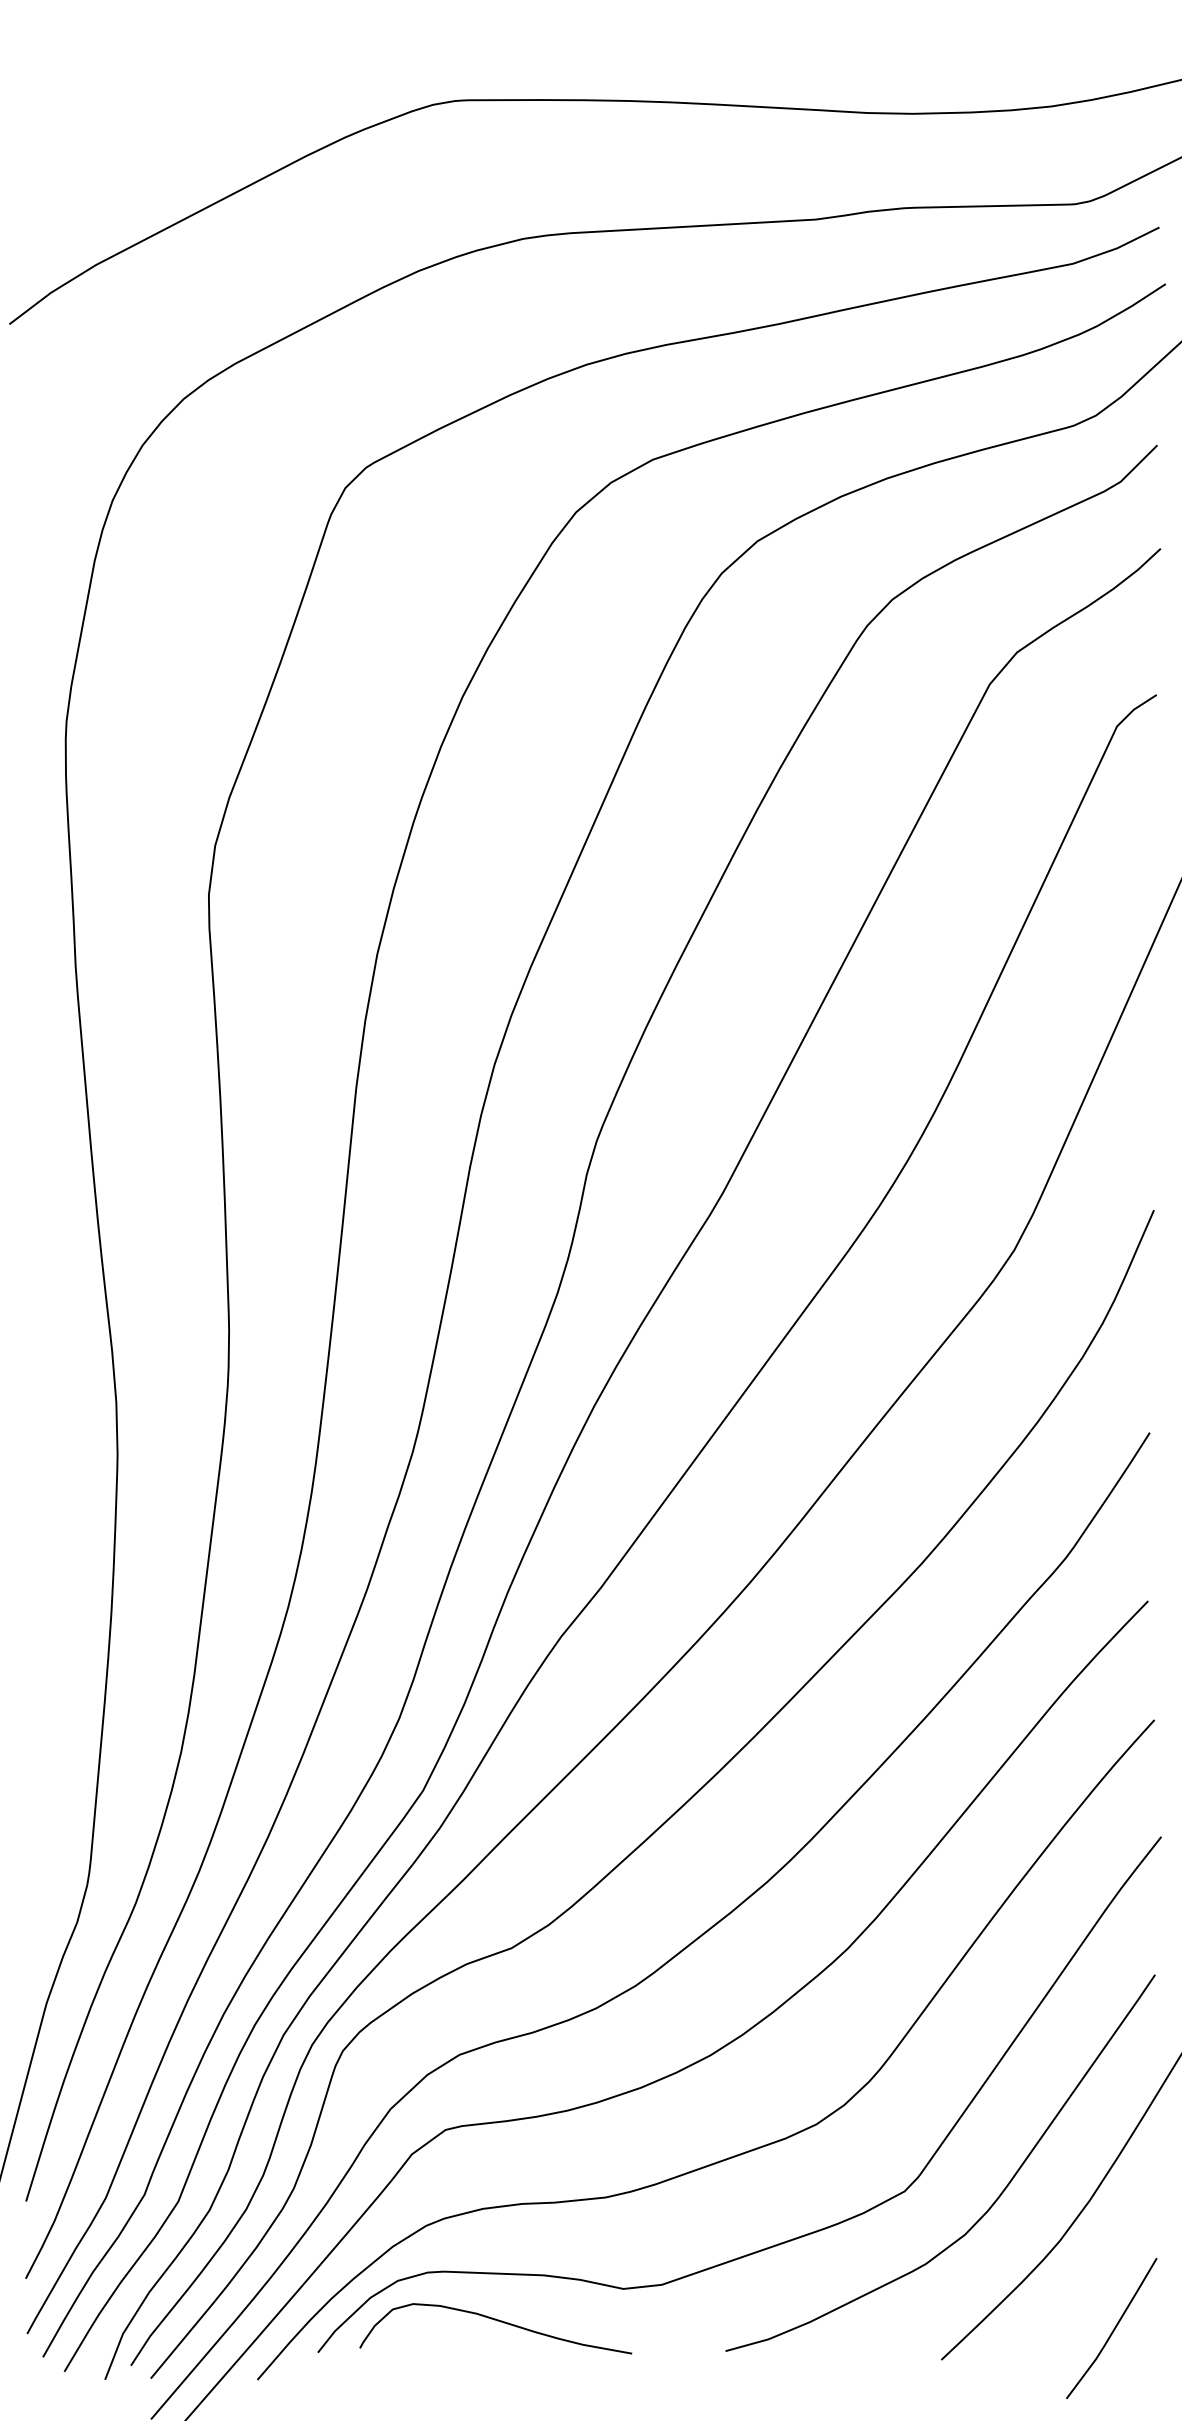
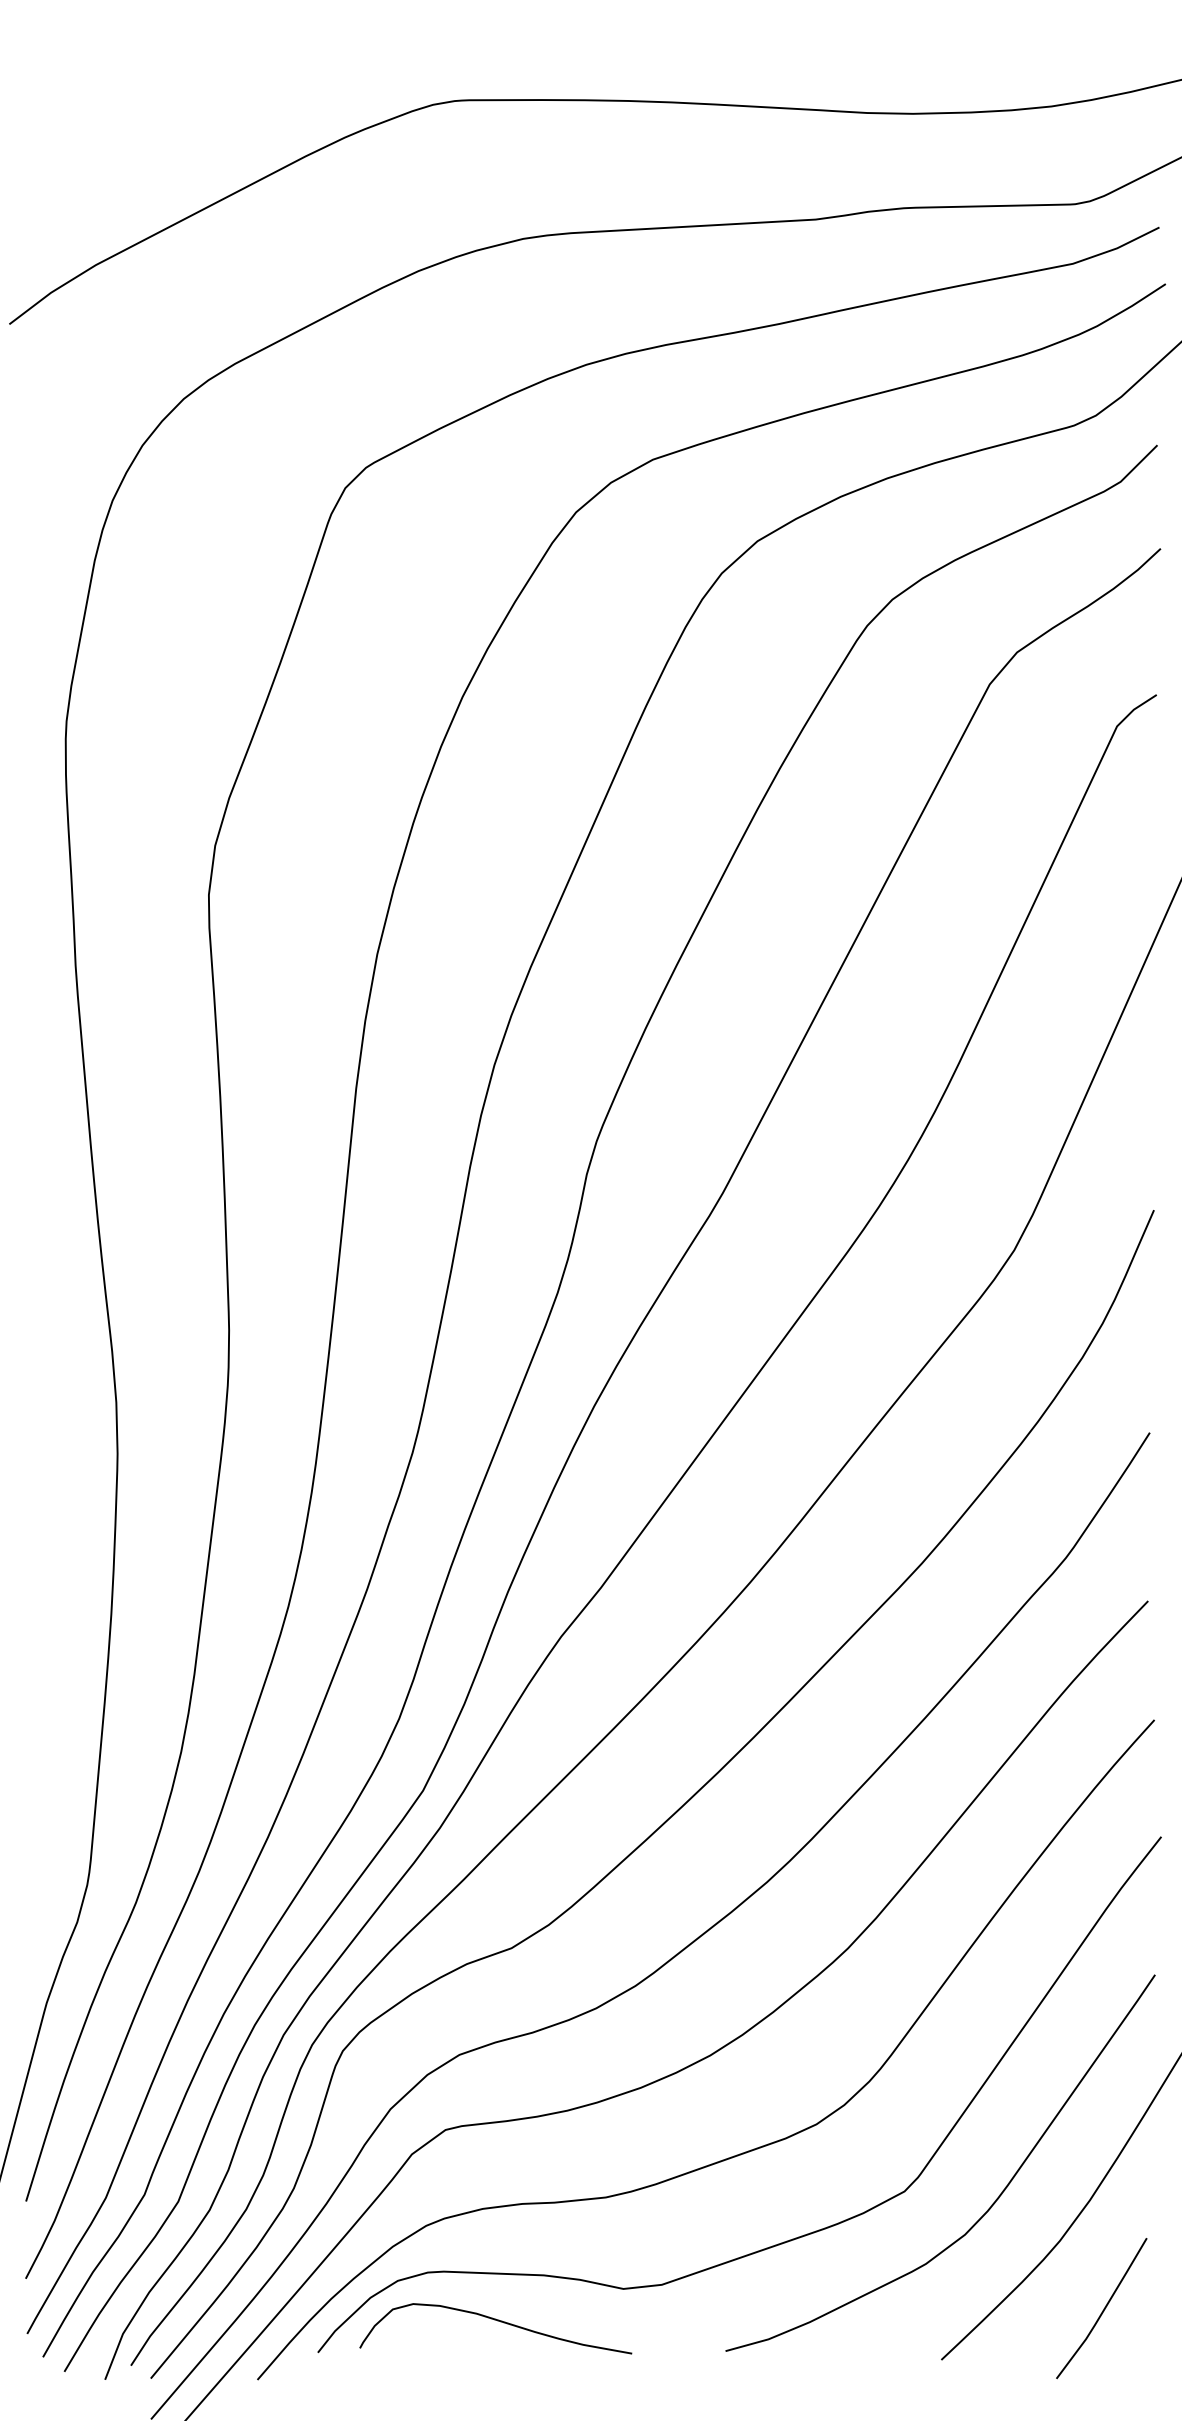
curve position: (1113, 2328) -> (1103, 2308) (1103, 2308)
